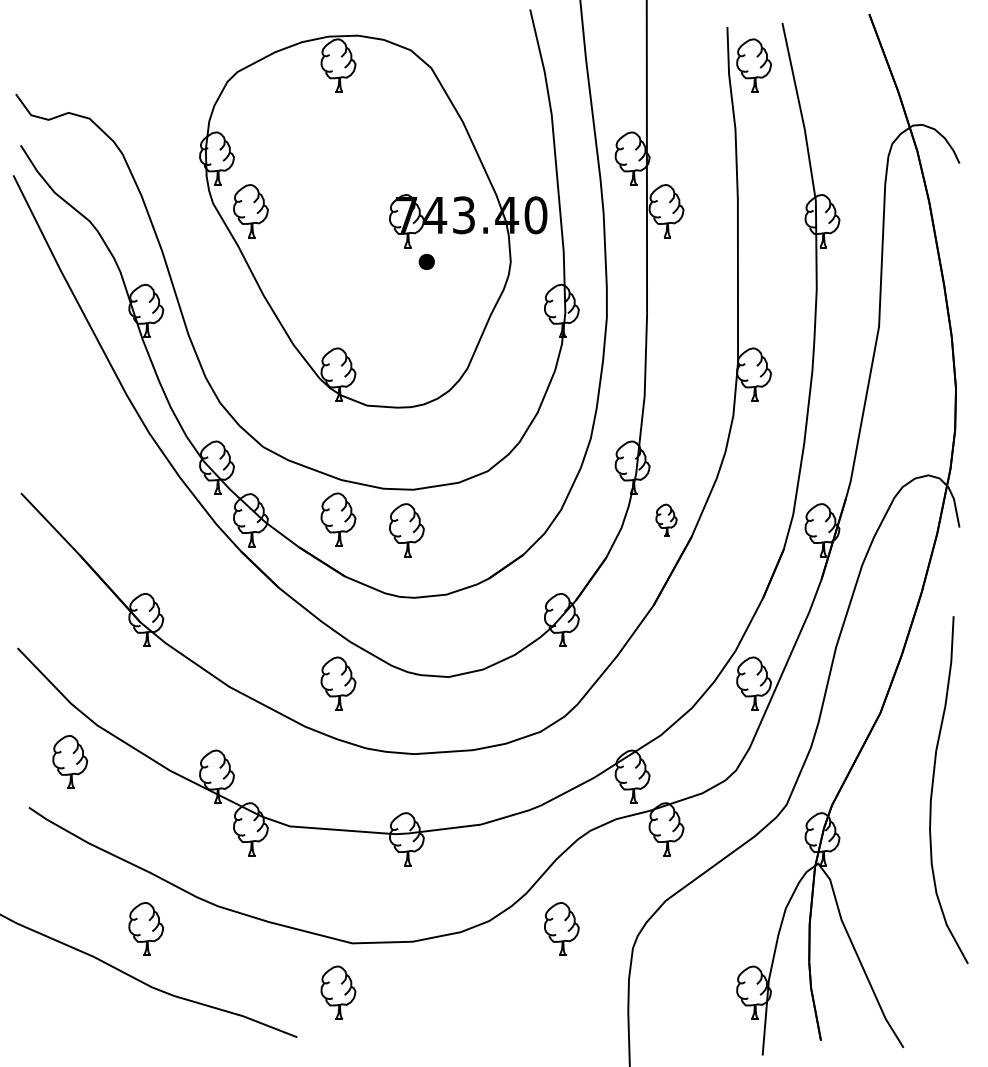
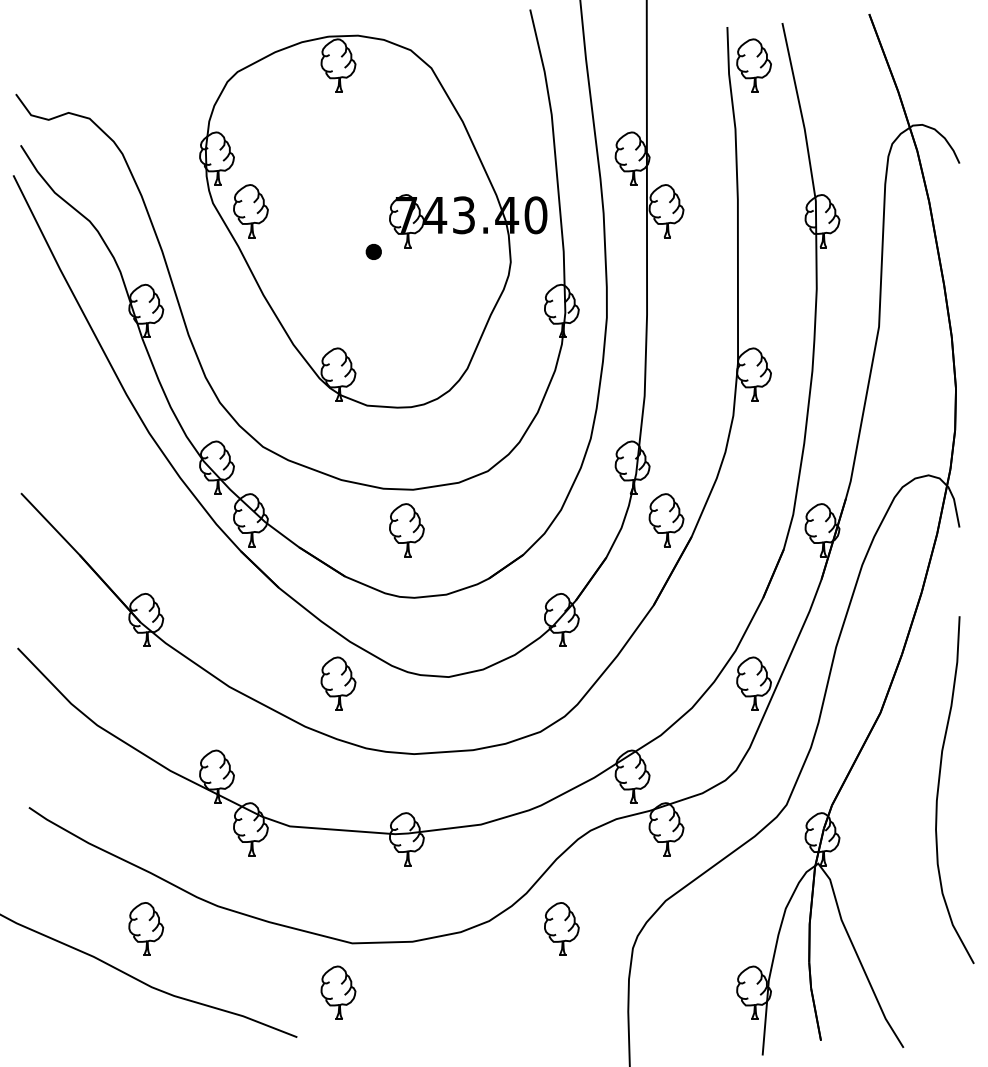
part position: (426, 261) -> (373, 251) (373, 251)
part: present -> none (338, 519)
part size: 23x34 px -> 37x55 px (666, 520)
part: present -> none (70, 761)
curve position: (933, 788) -> (939, 788) (939, 788)
